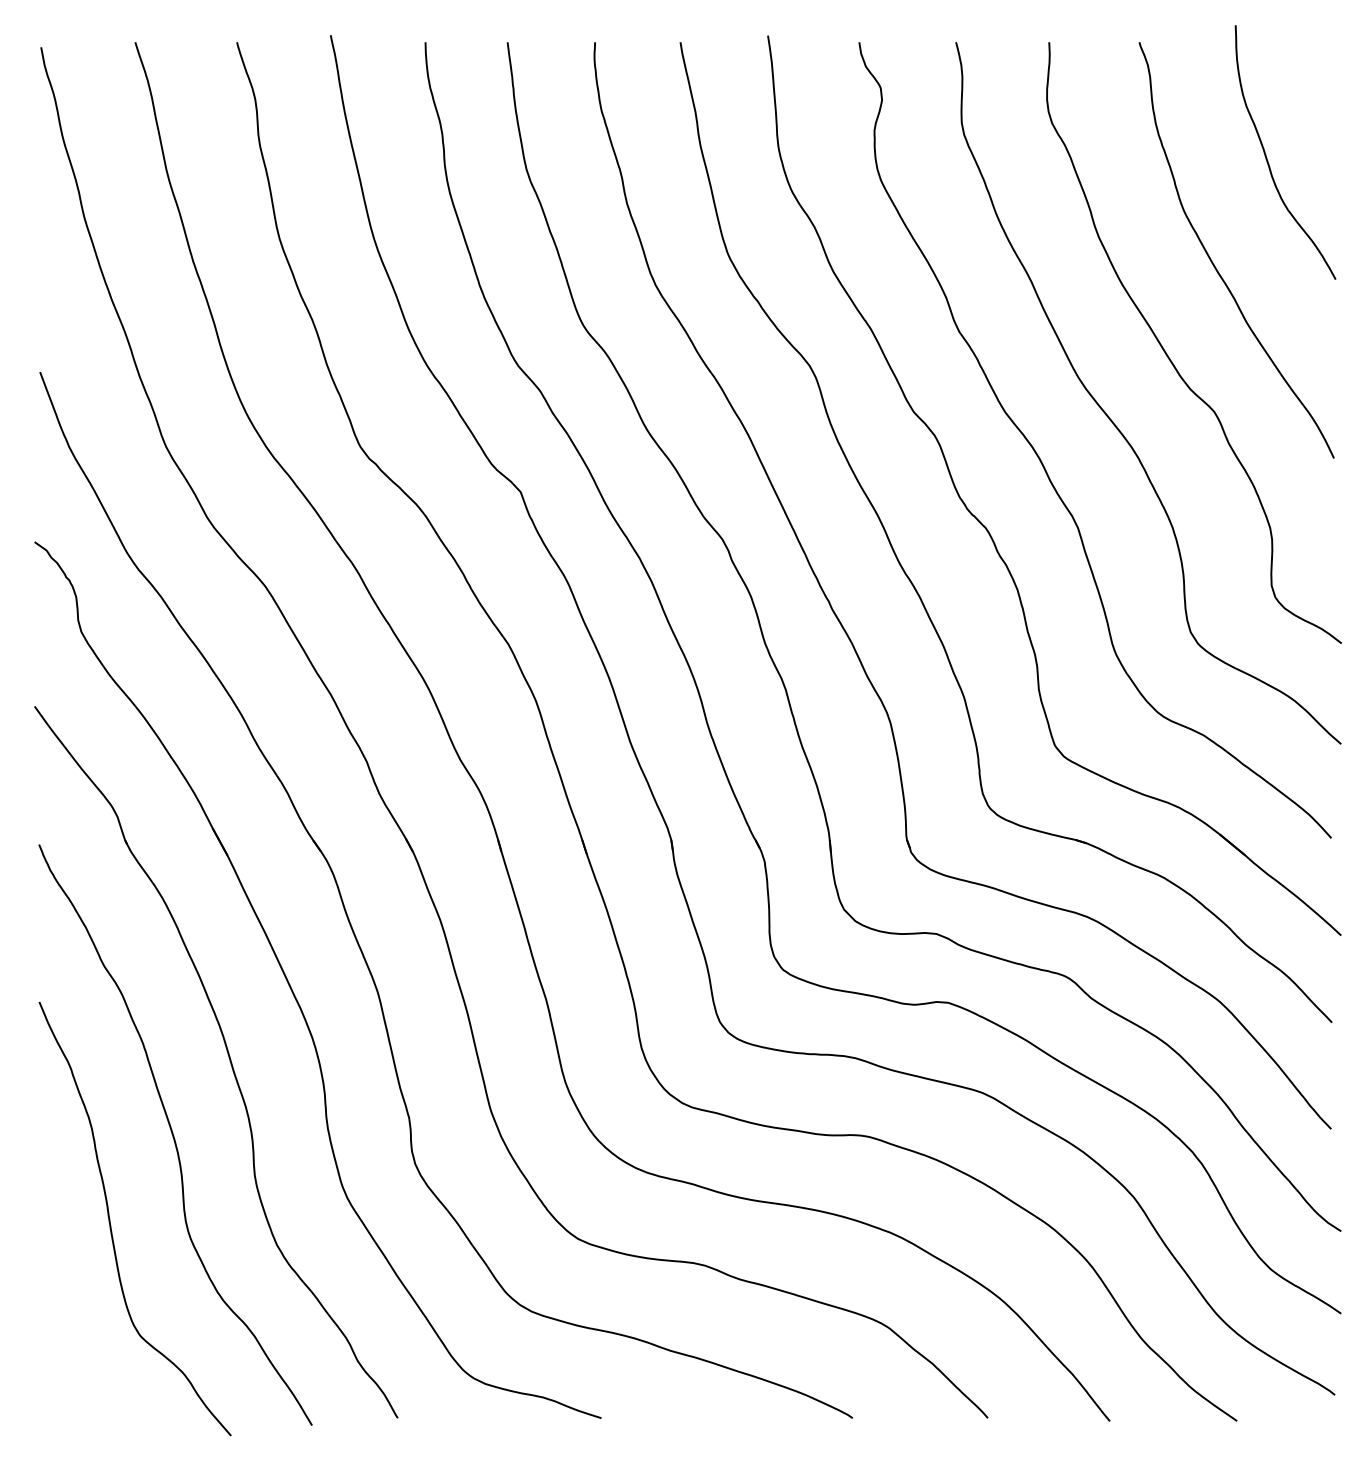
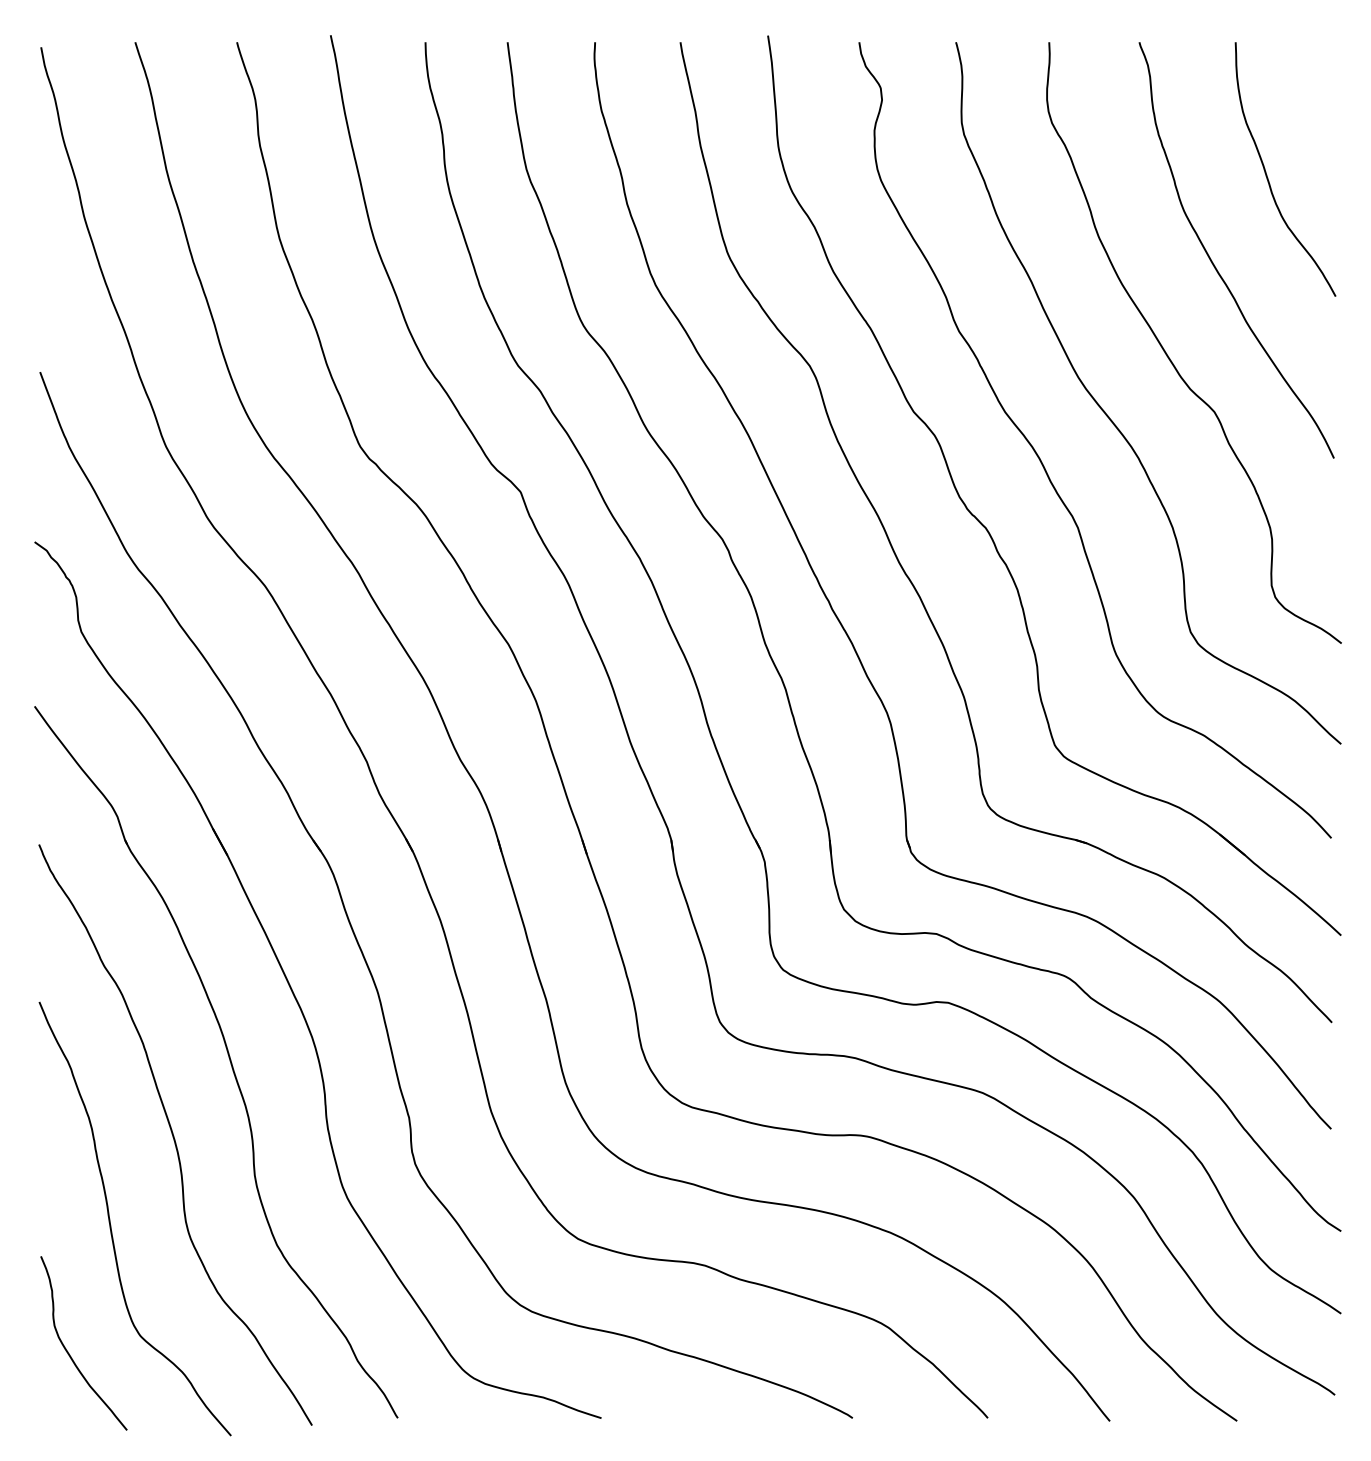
curve position: (1267, 157) -> (1267, 174) (1267, 174)
curve: none -> present (68, 1351)
